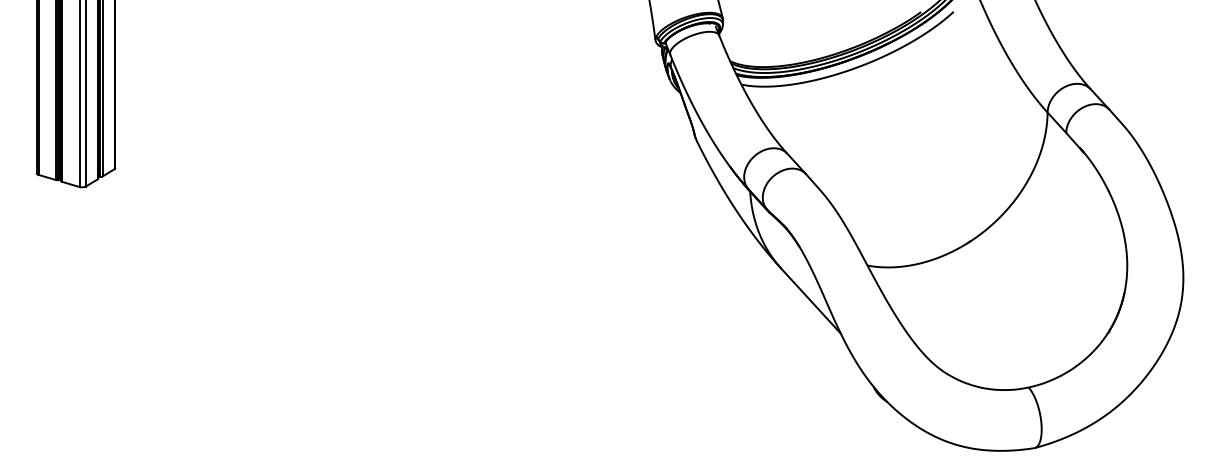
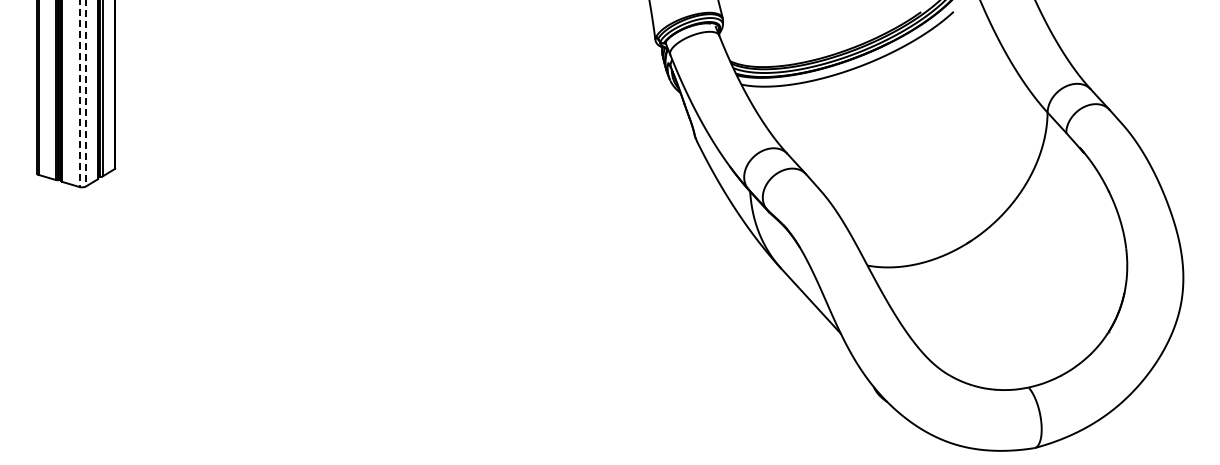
line: solid -> dashed (85, 93)
line: solid -> dashed (79, 94)
